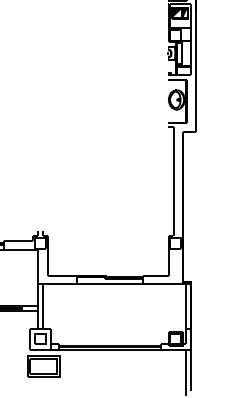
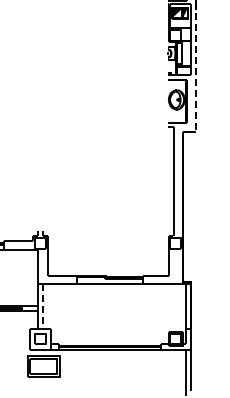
line: solid -> dashed (195, 66)
line: solid -> dashed (43, 306)
